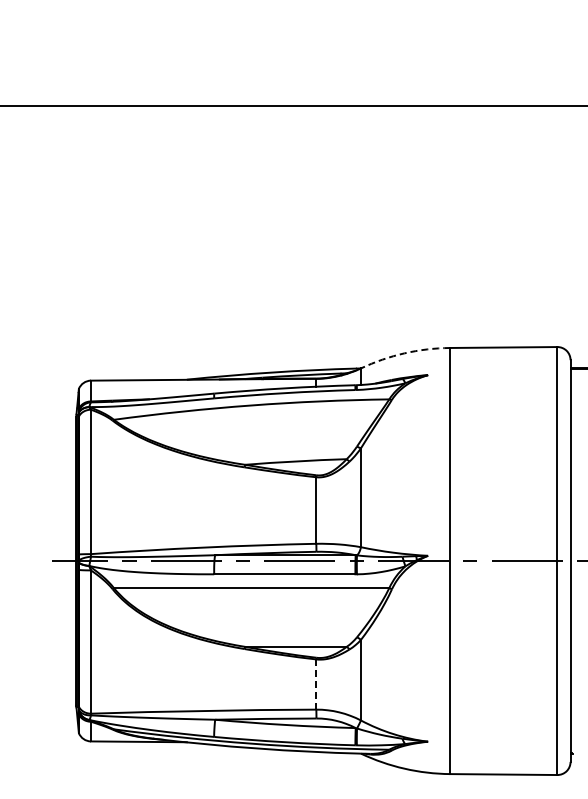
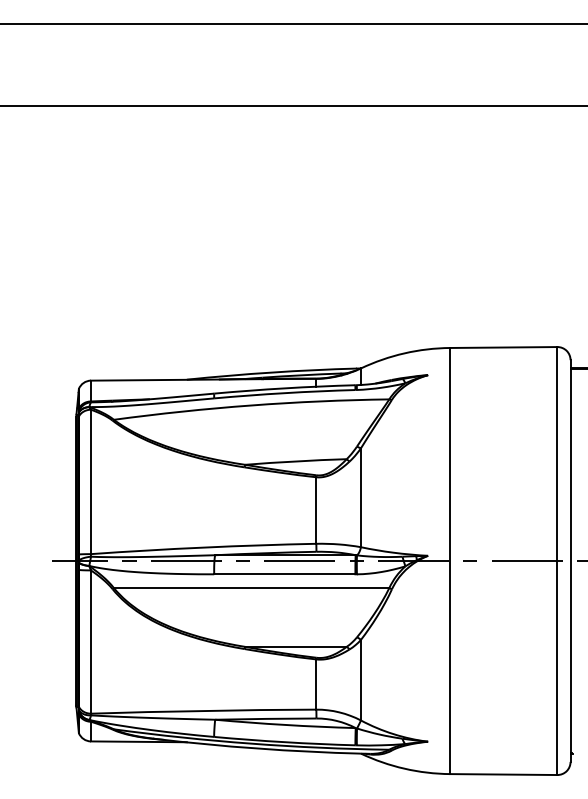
line: none -> present (293, 23)
arc: dashed -> solid (404, 353)
line: dashed -> solid (316, 685)
